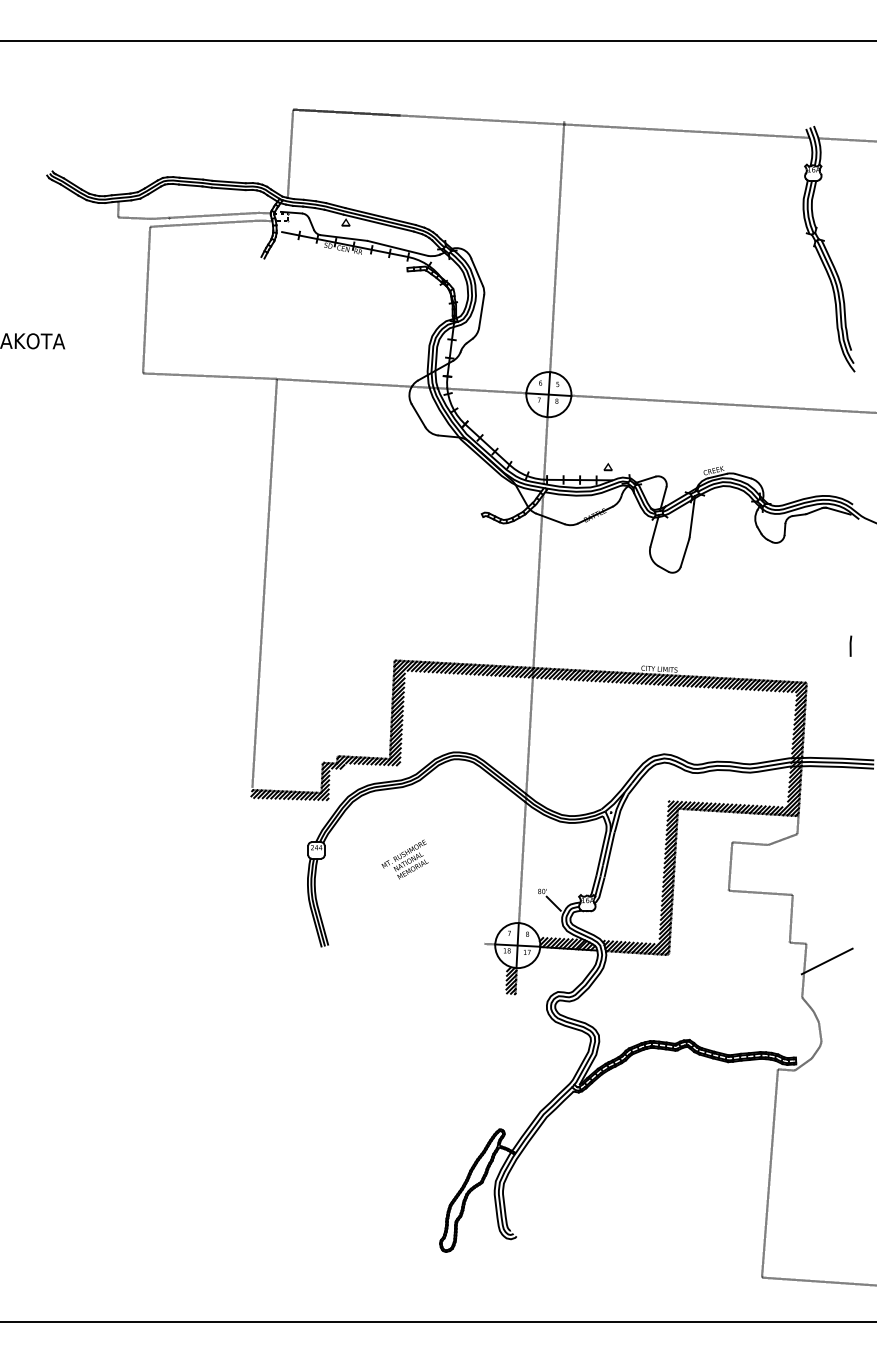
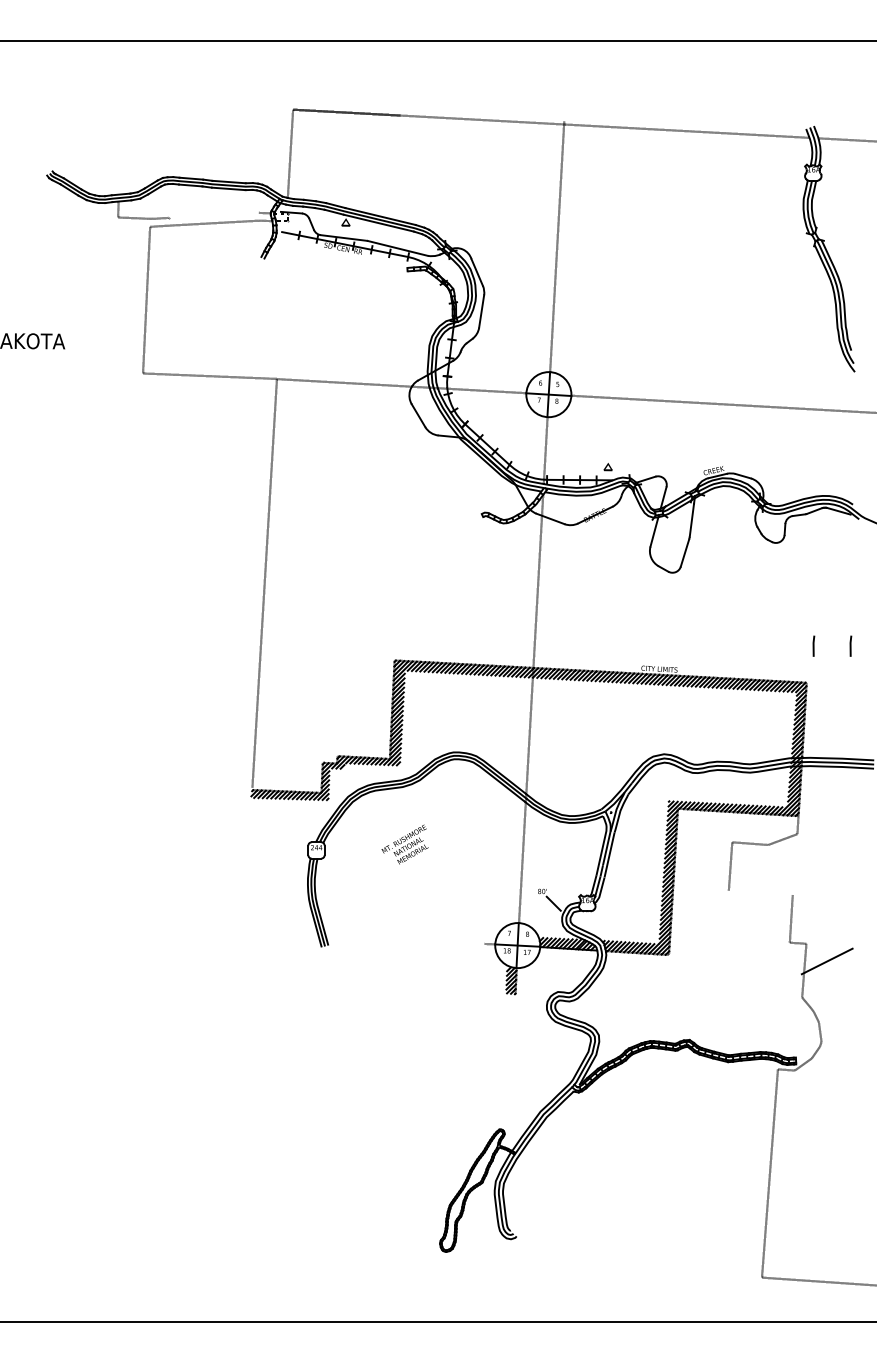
line: present -> none (213, 214)
line: none -> present (813, 645)
text position: (404, 859) -> (404, 844) (404, 844)
line: present -> none (760, 892)
